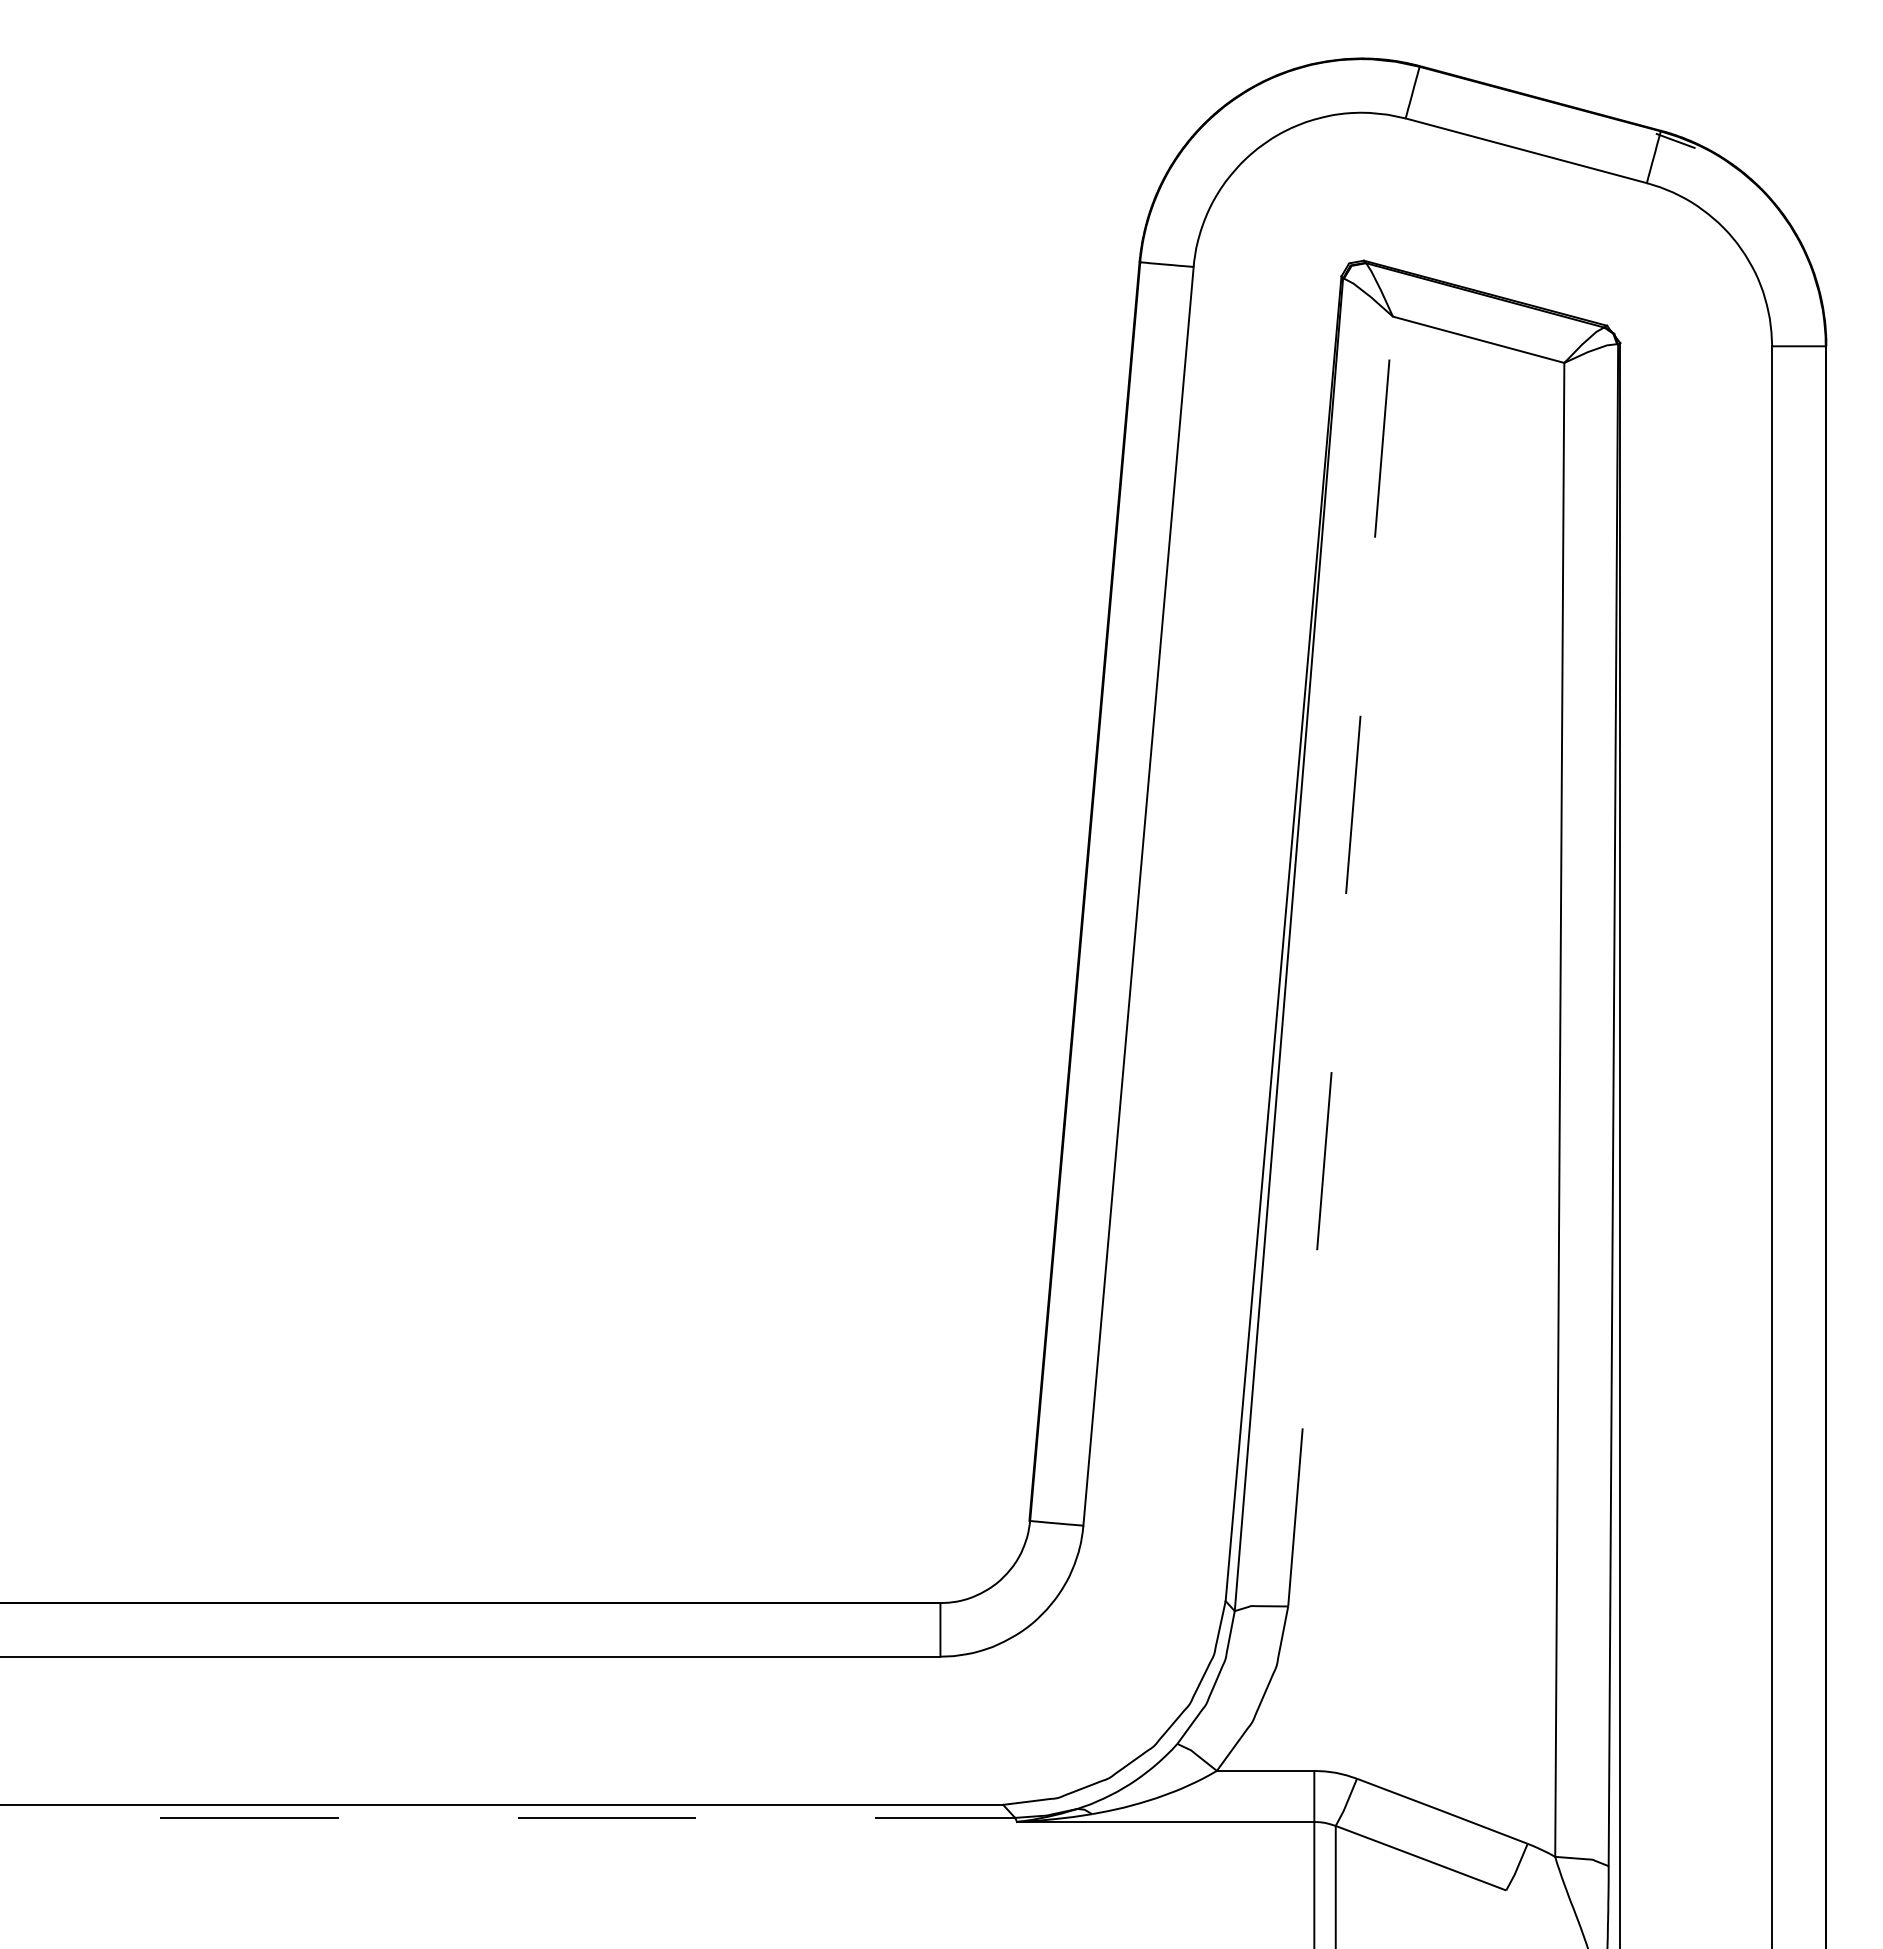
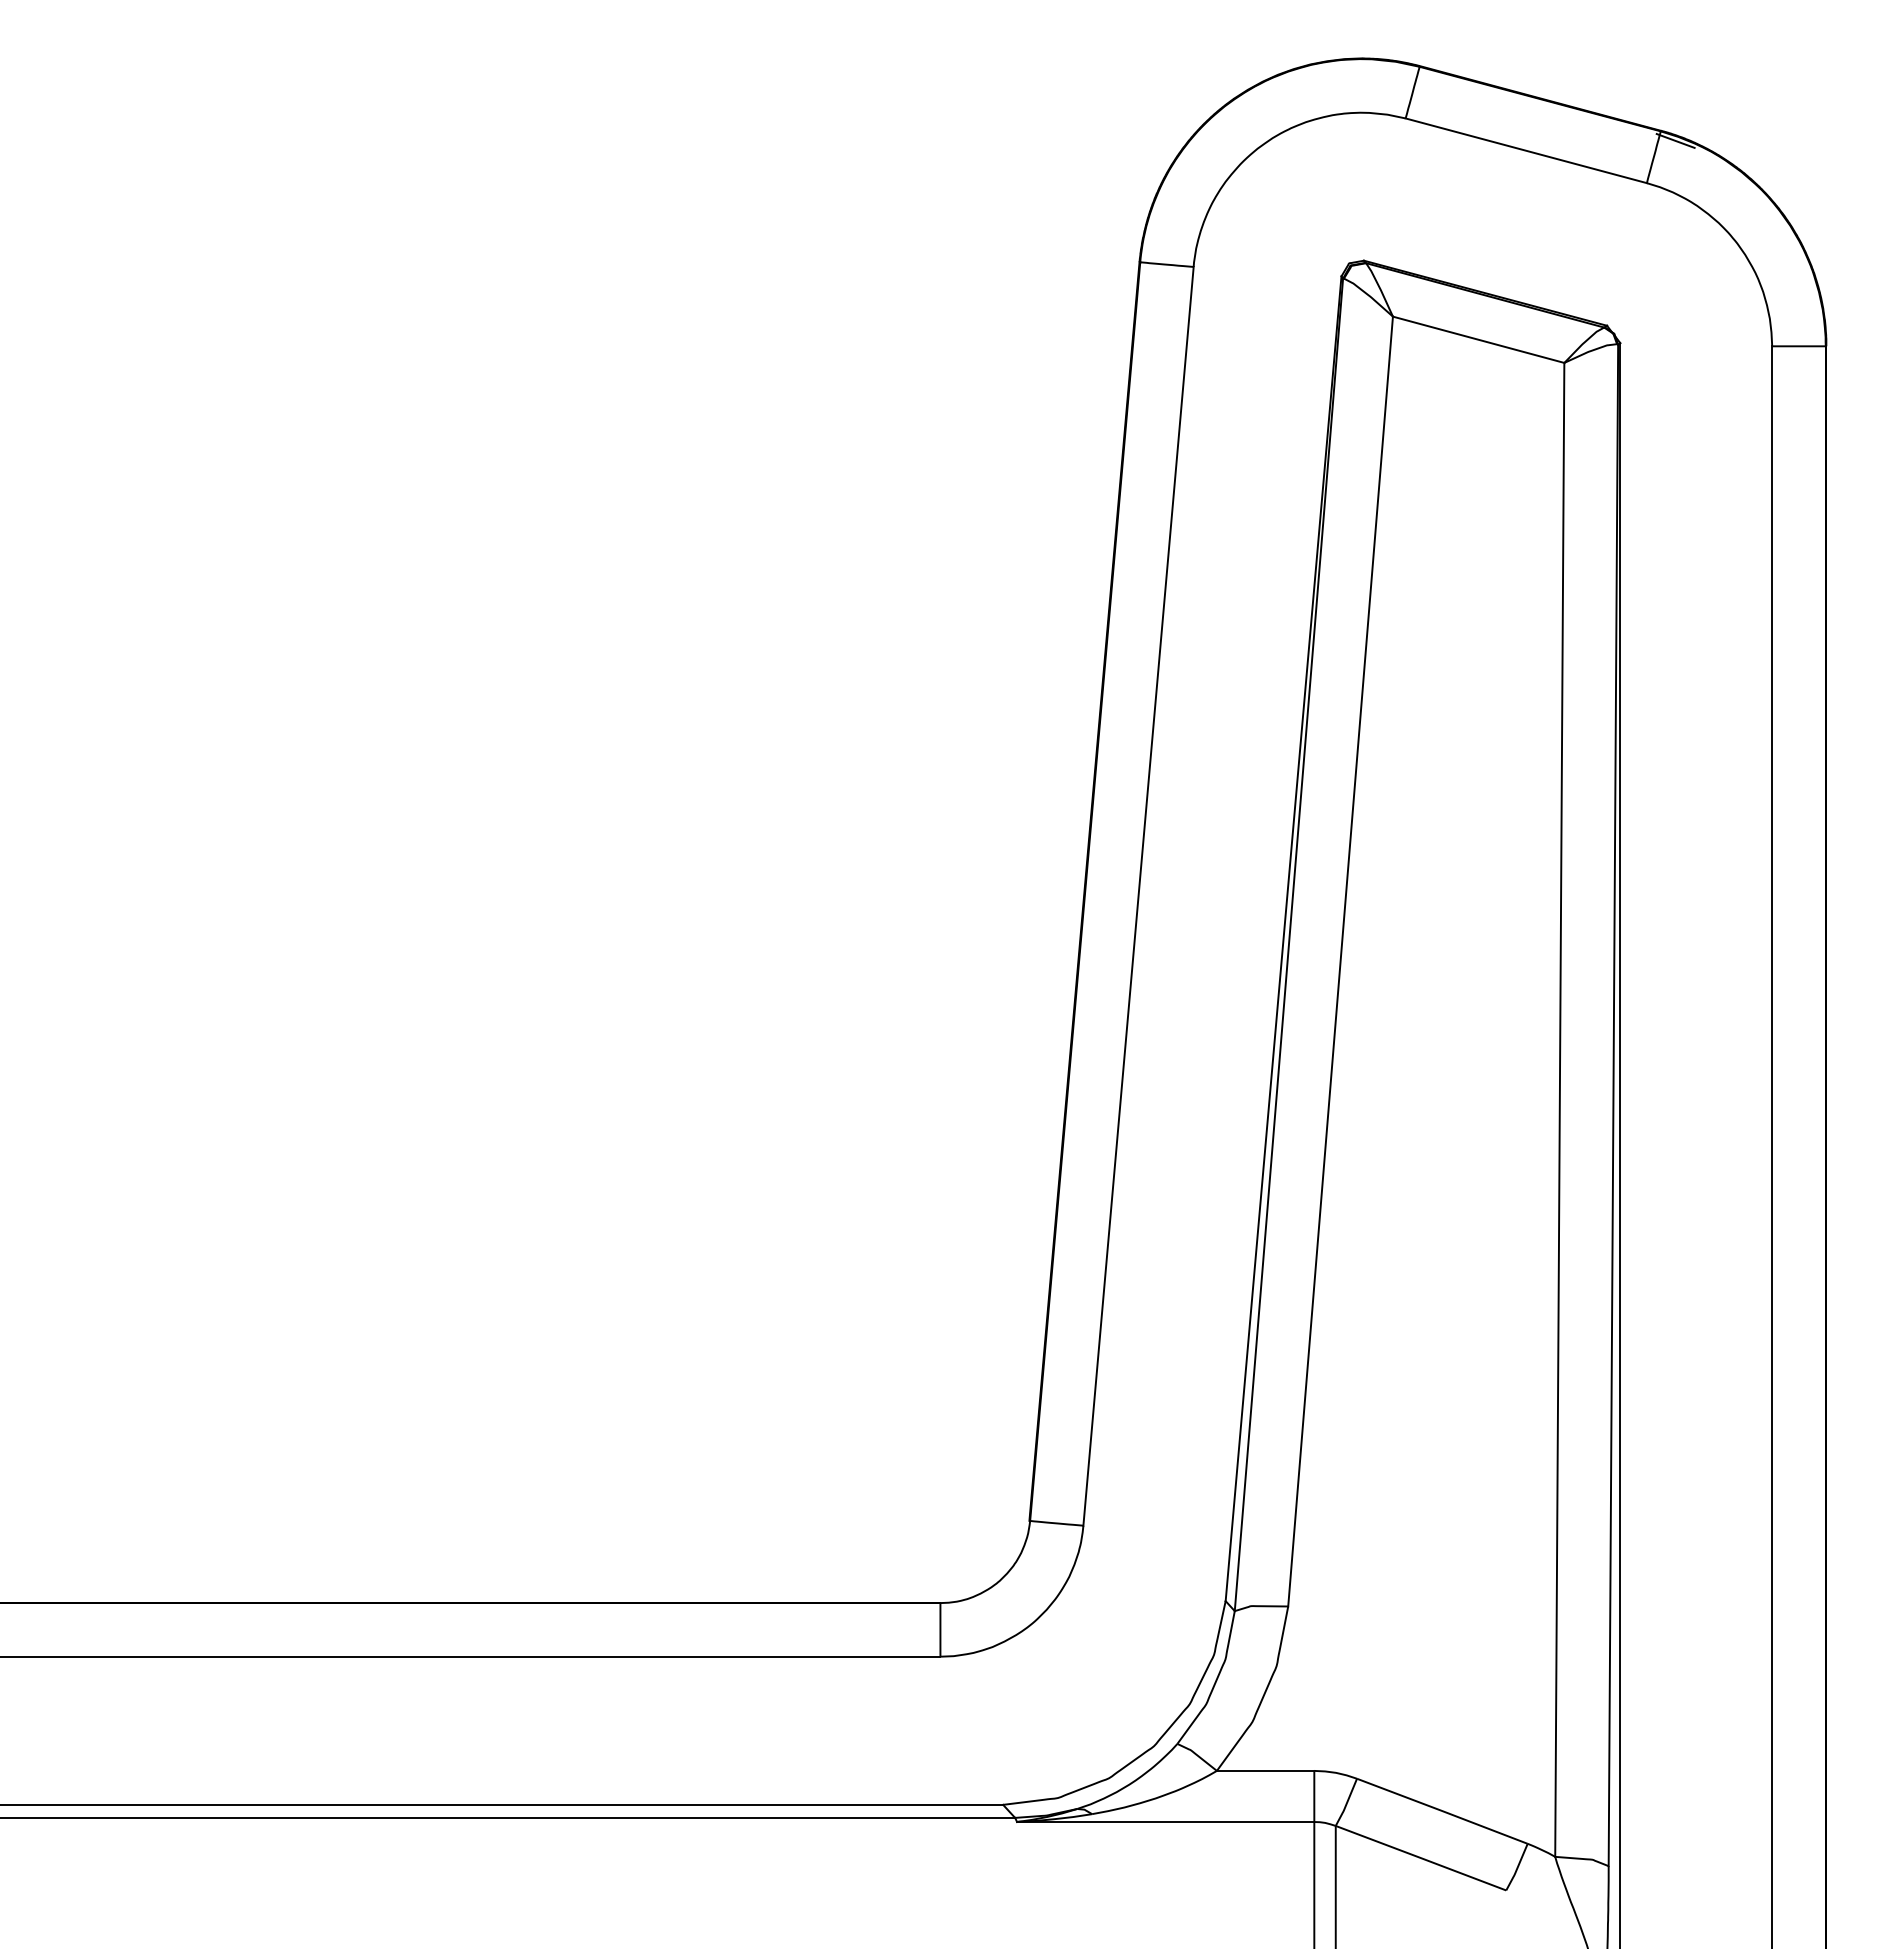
line: dashed -> solid (1340, 961)
line: dashed -> solid (508, 1817)
